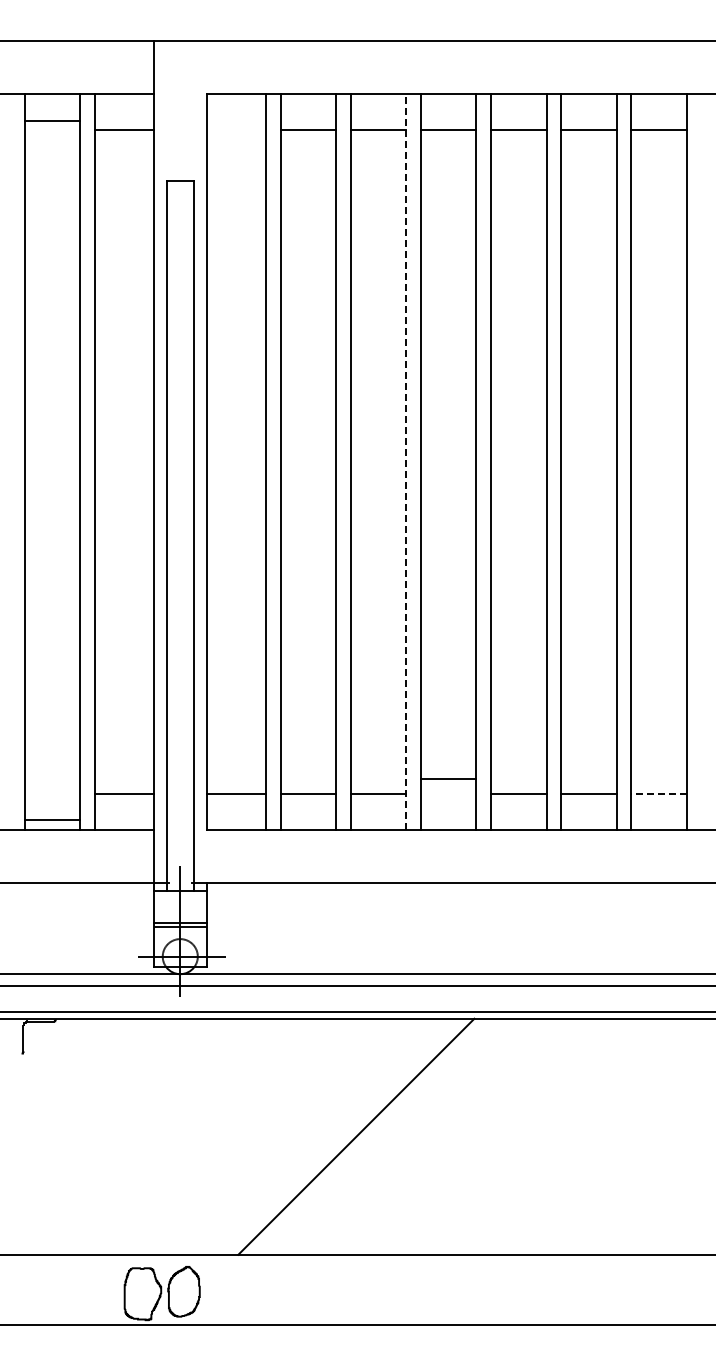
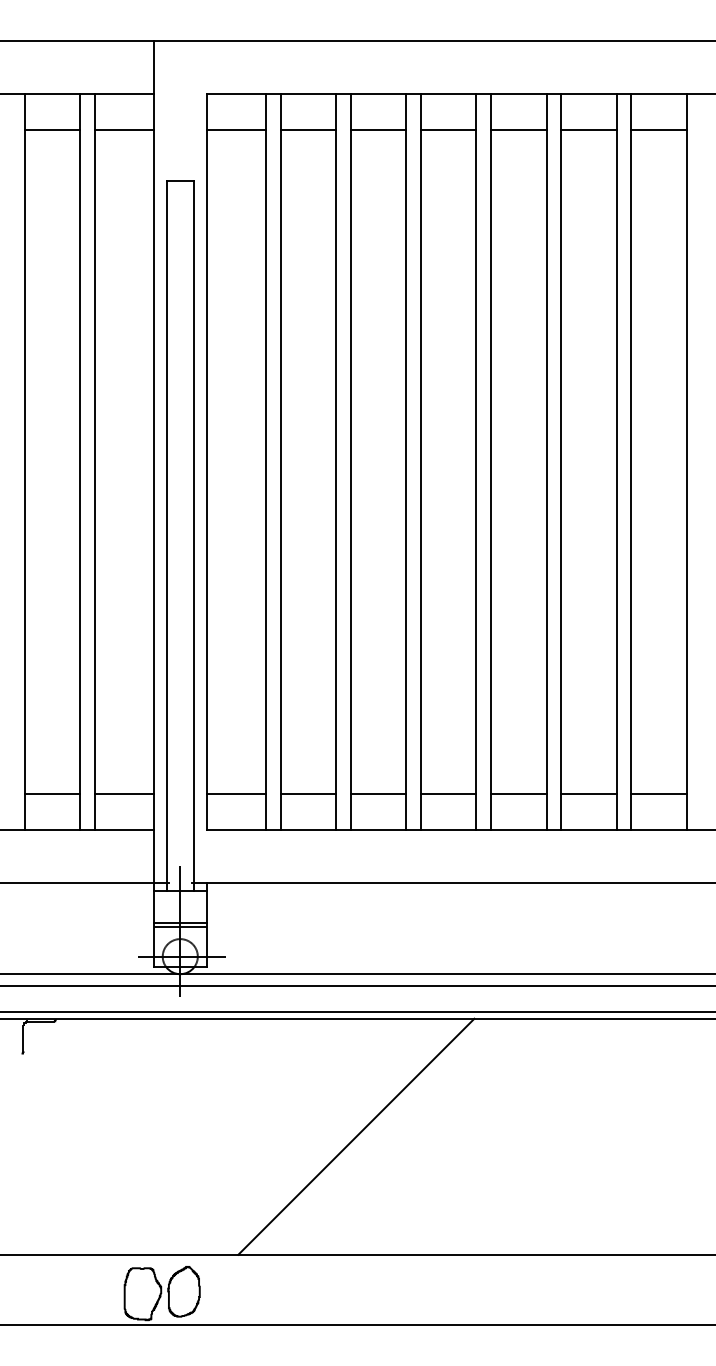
line position: (51, 121) -> (51, 130) (51, 130)
line: none -> present (235, 130)
line: dashed -> solid (406, 461)
line position: (448, 778) -> (448, 793) (448, 793)
line: dashed -> solid (659, 793)
line position: (51, 819) -> (51, 793) (51, 793)
